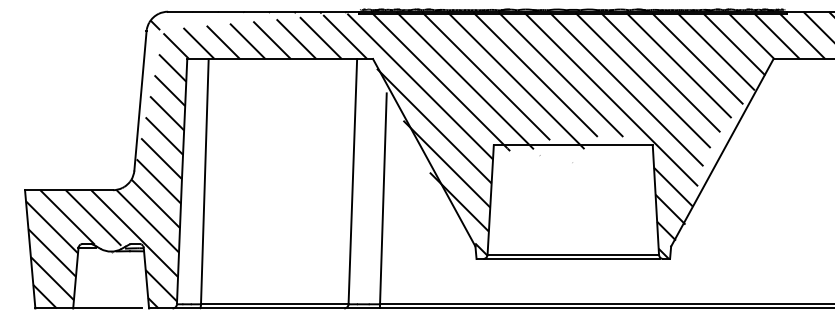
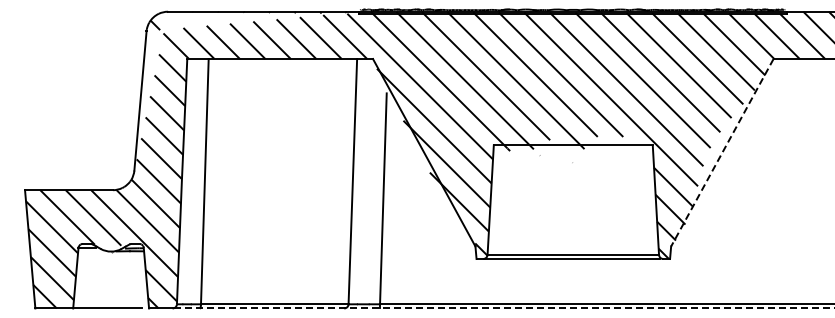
line: solid -> dashed (722, 152)
line: solid -> dashed (504, 308)
